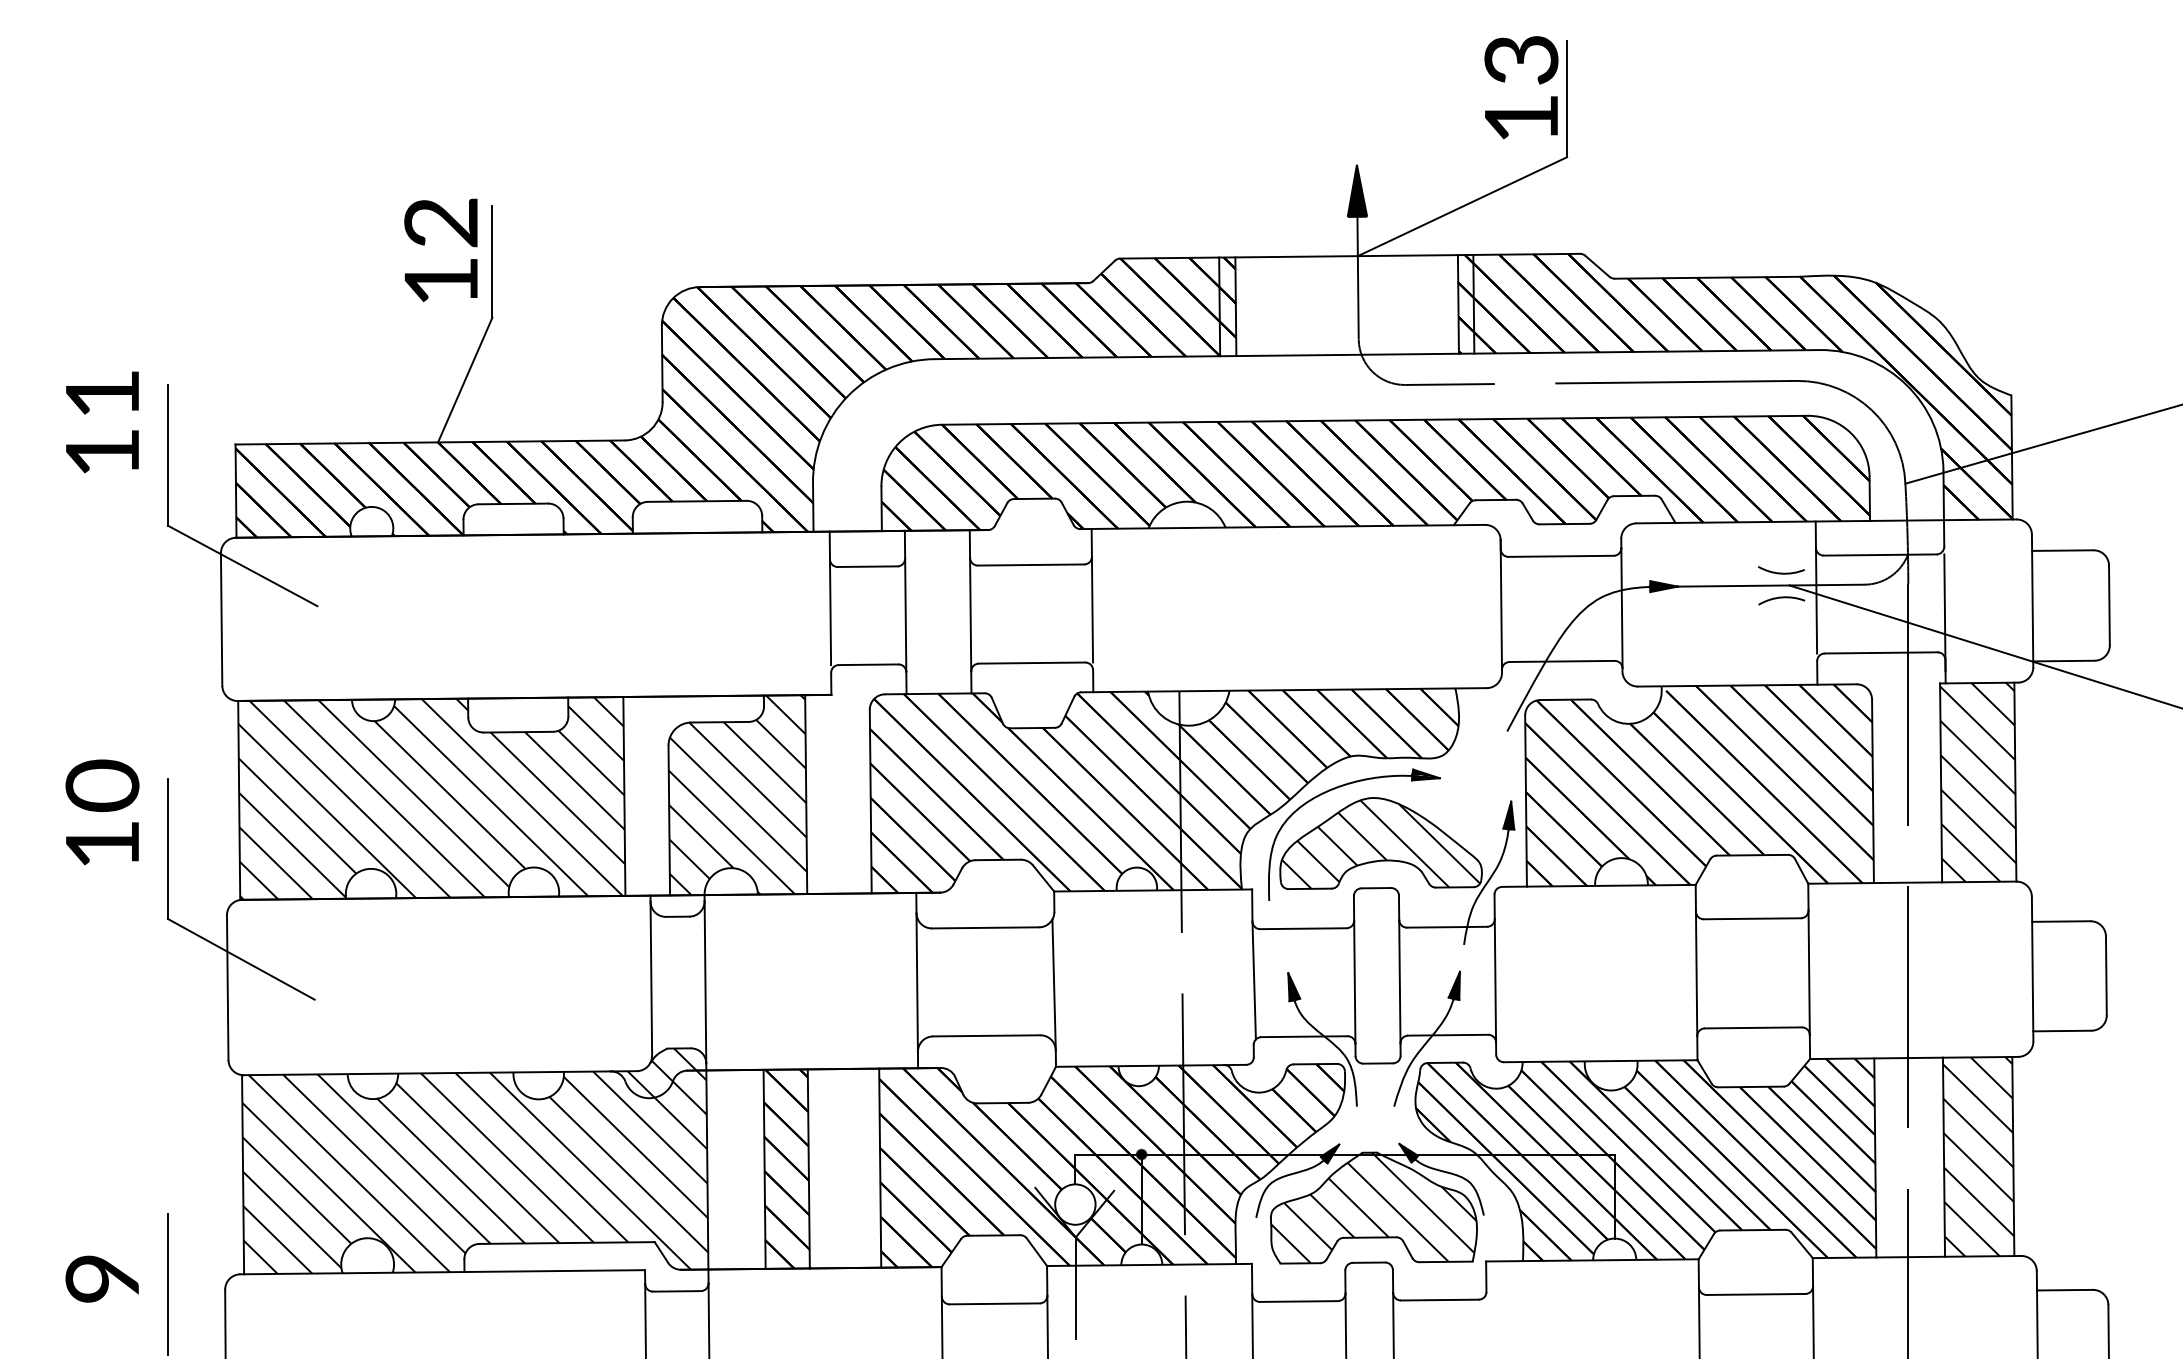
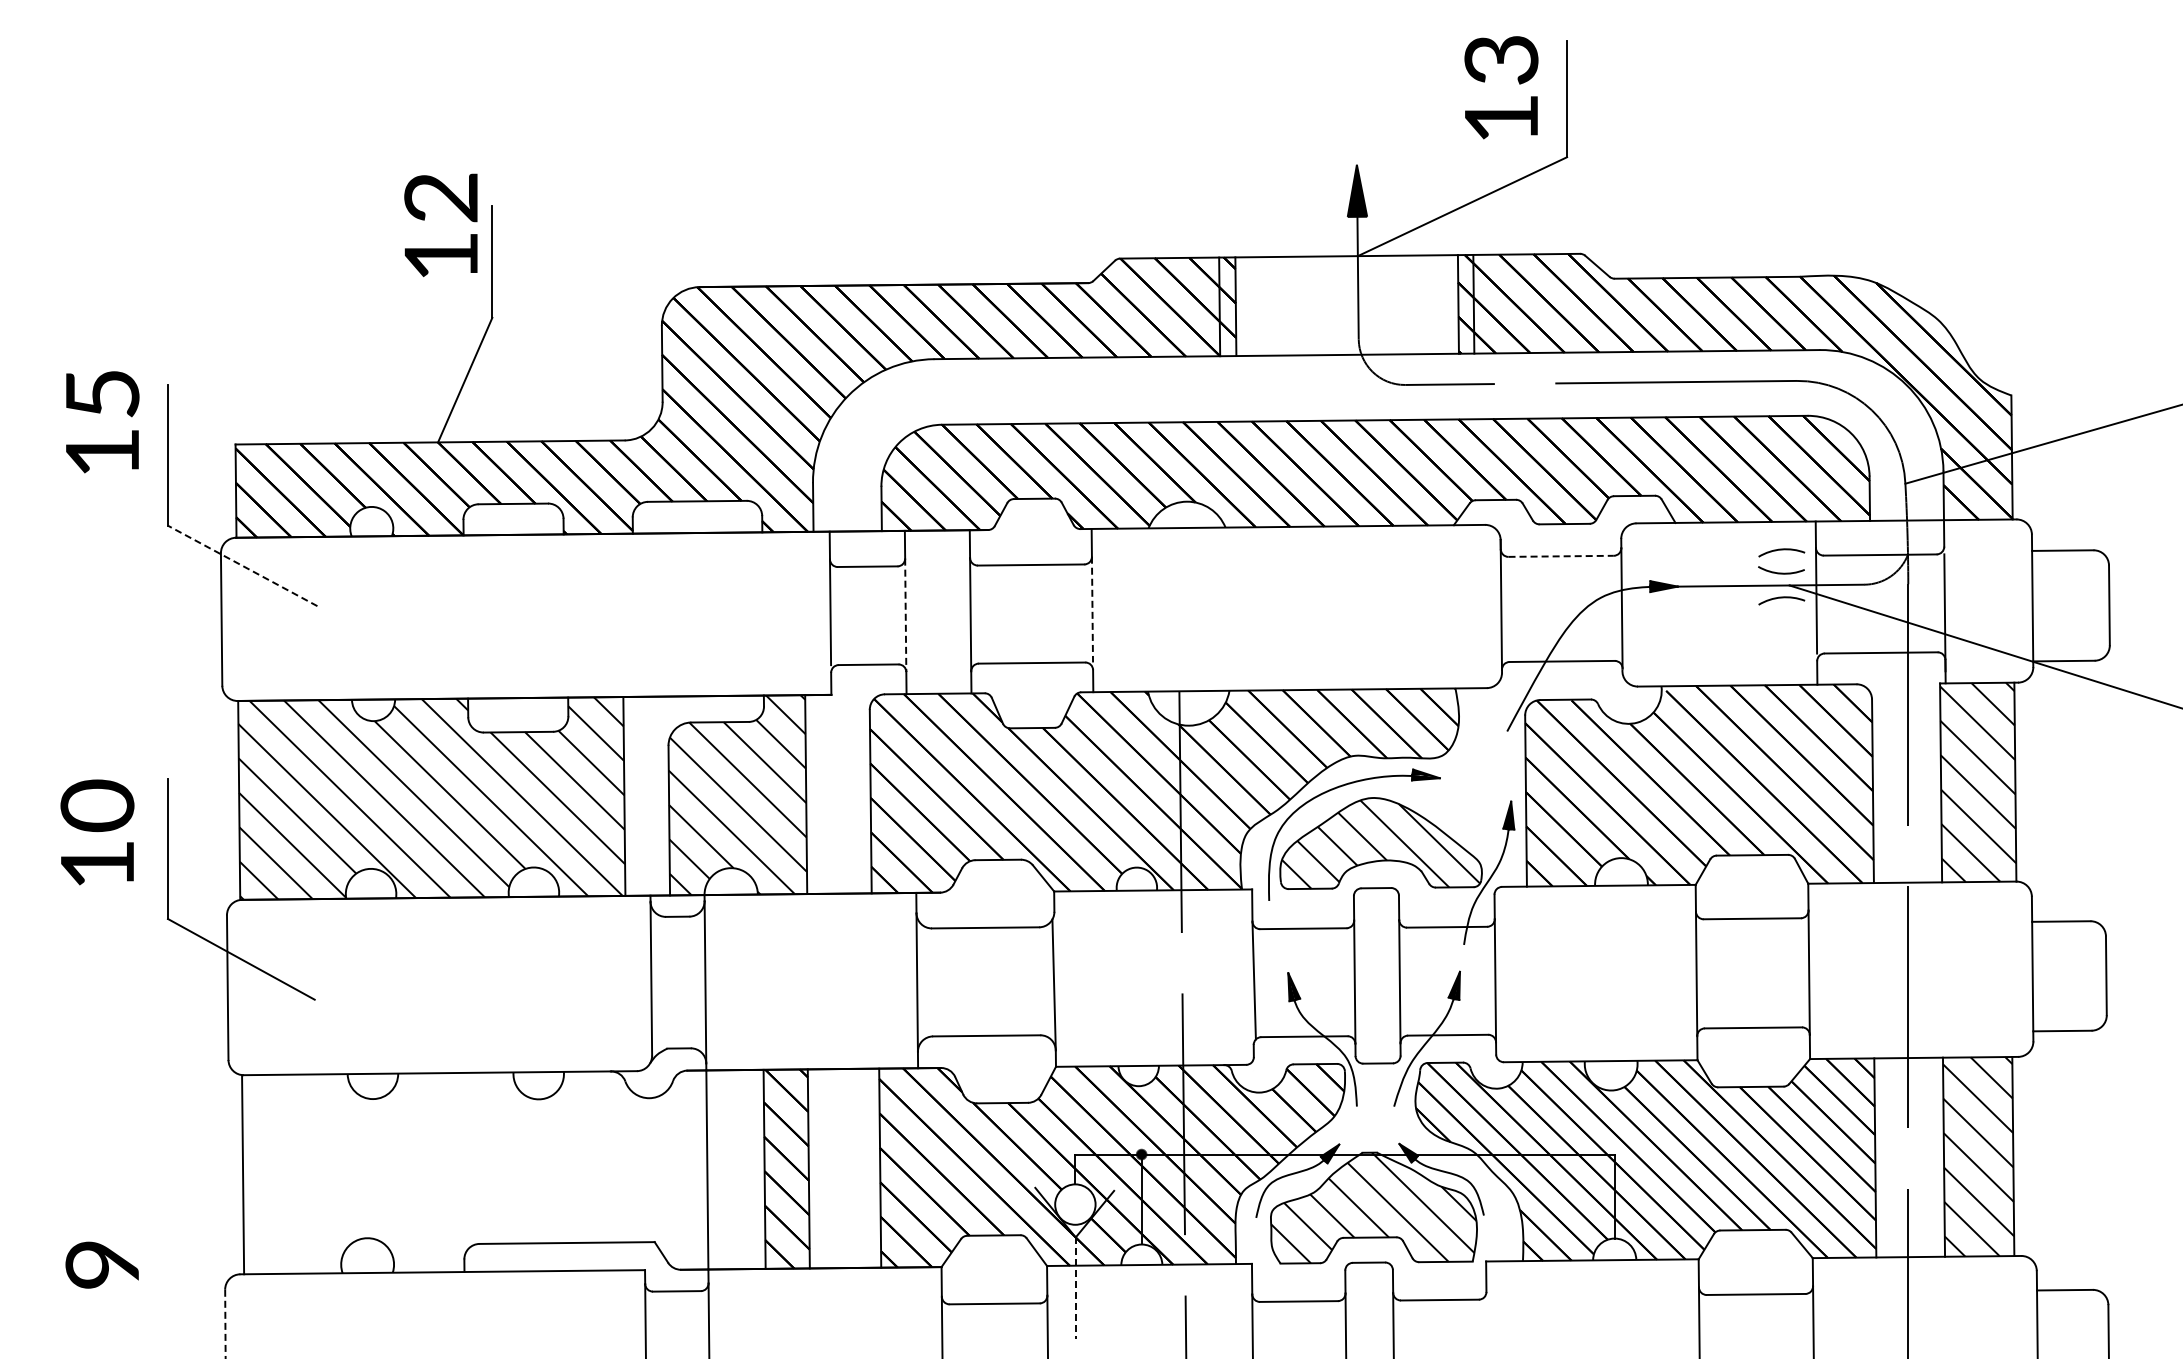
text position: (1521, 87) -> (1501, 87) (1501, 87)
text position: (440, 250) -> (440, 225) (440, 225)
text: 11 -> 15 (102, 394)
arc: none -> present (1781, 550)
line: solid -> dashed (1561, 556)
line: solid -> dashed (242, 565)
line: solid -> dashed (1092, 609)
line: solid -> dashed (905, 615)
text position: (102, 812) -> (97, 832) (97, 832)
hatch: present -> none (475, 1160)
text position: (101, 1278) -> (101, 1264) (101, 1264)
line: present -> none (167, 1284)
line: solid -> dashed (1075, 1287)
line: solid -> dashed (225, 1324)
